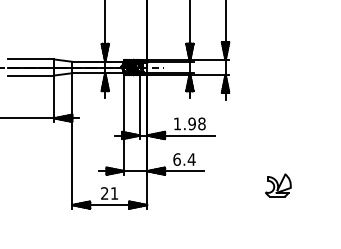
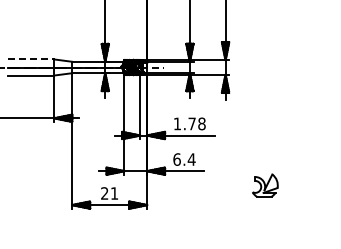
line: solid -> dashed (31, 59)
text: 1.98 -> 1.78 (191, 123)
part position: (278, 185) -> (265, 185) (265, 185)
